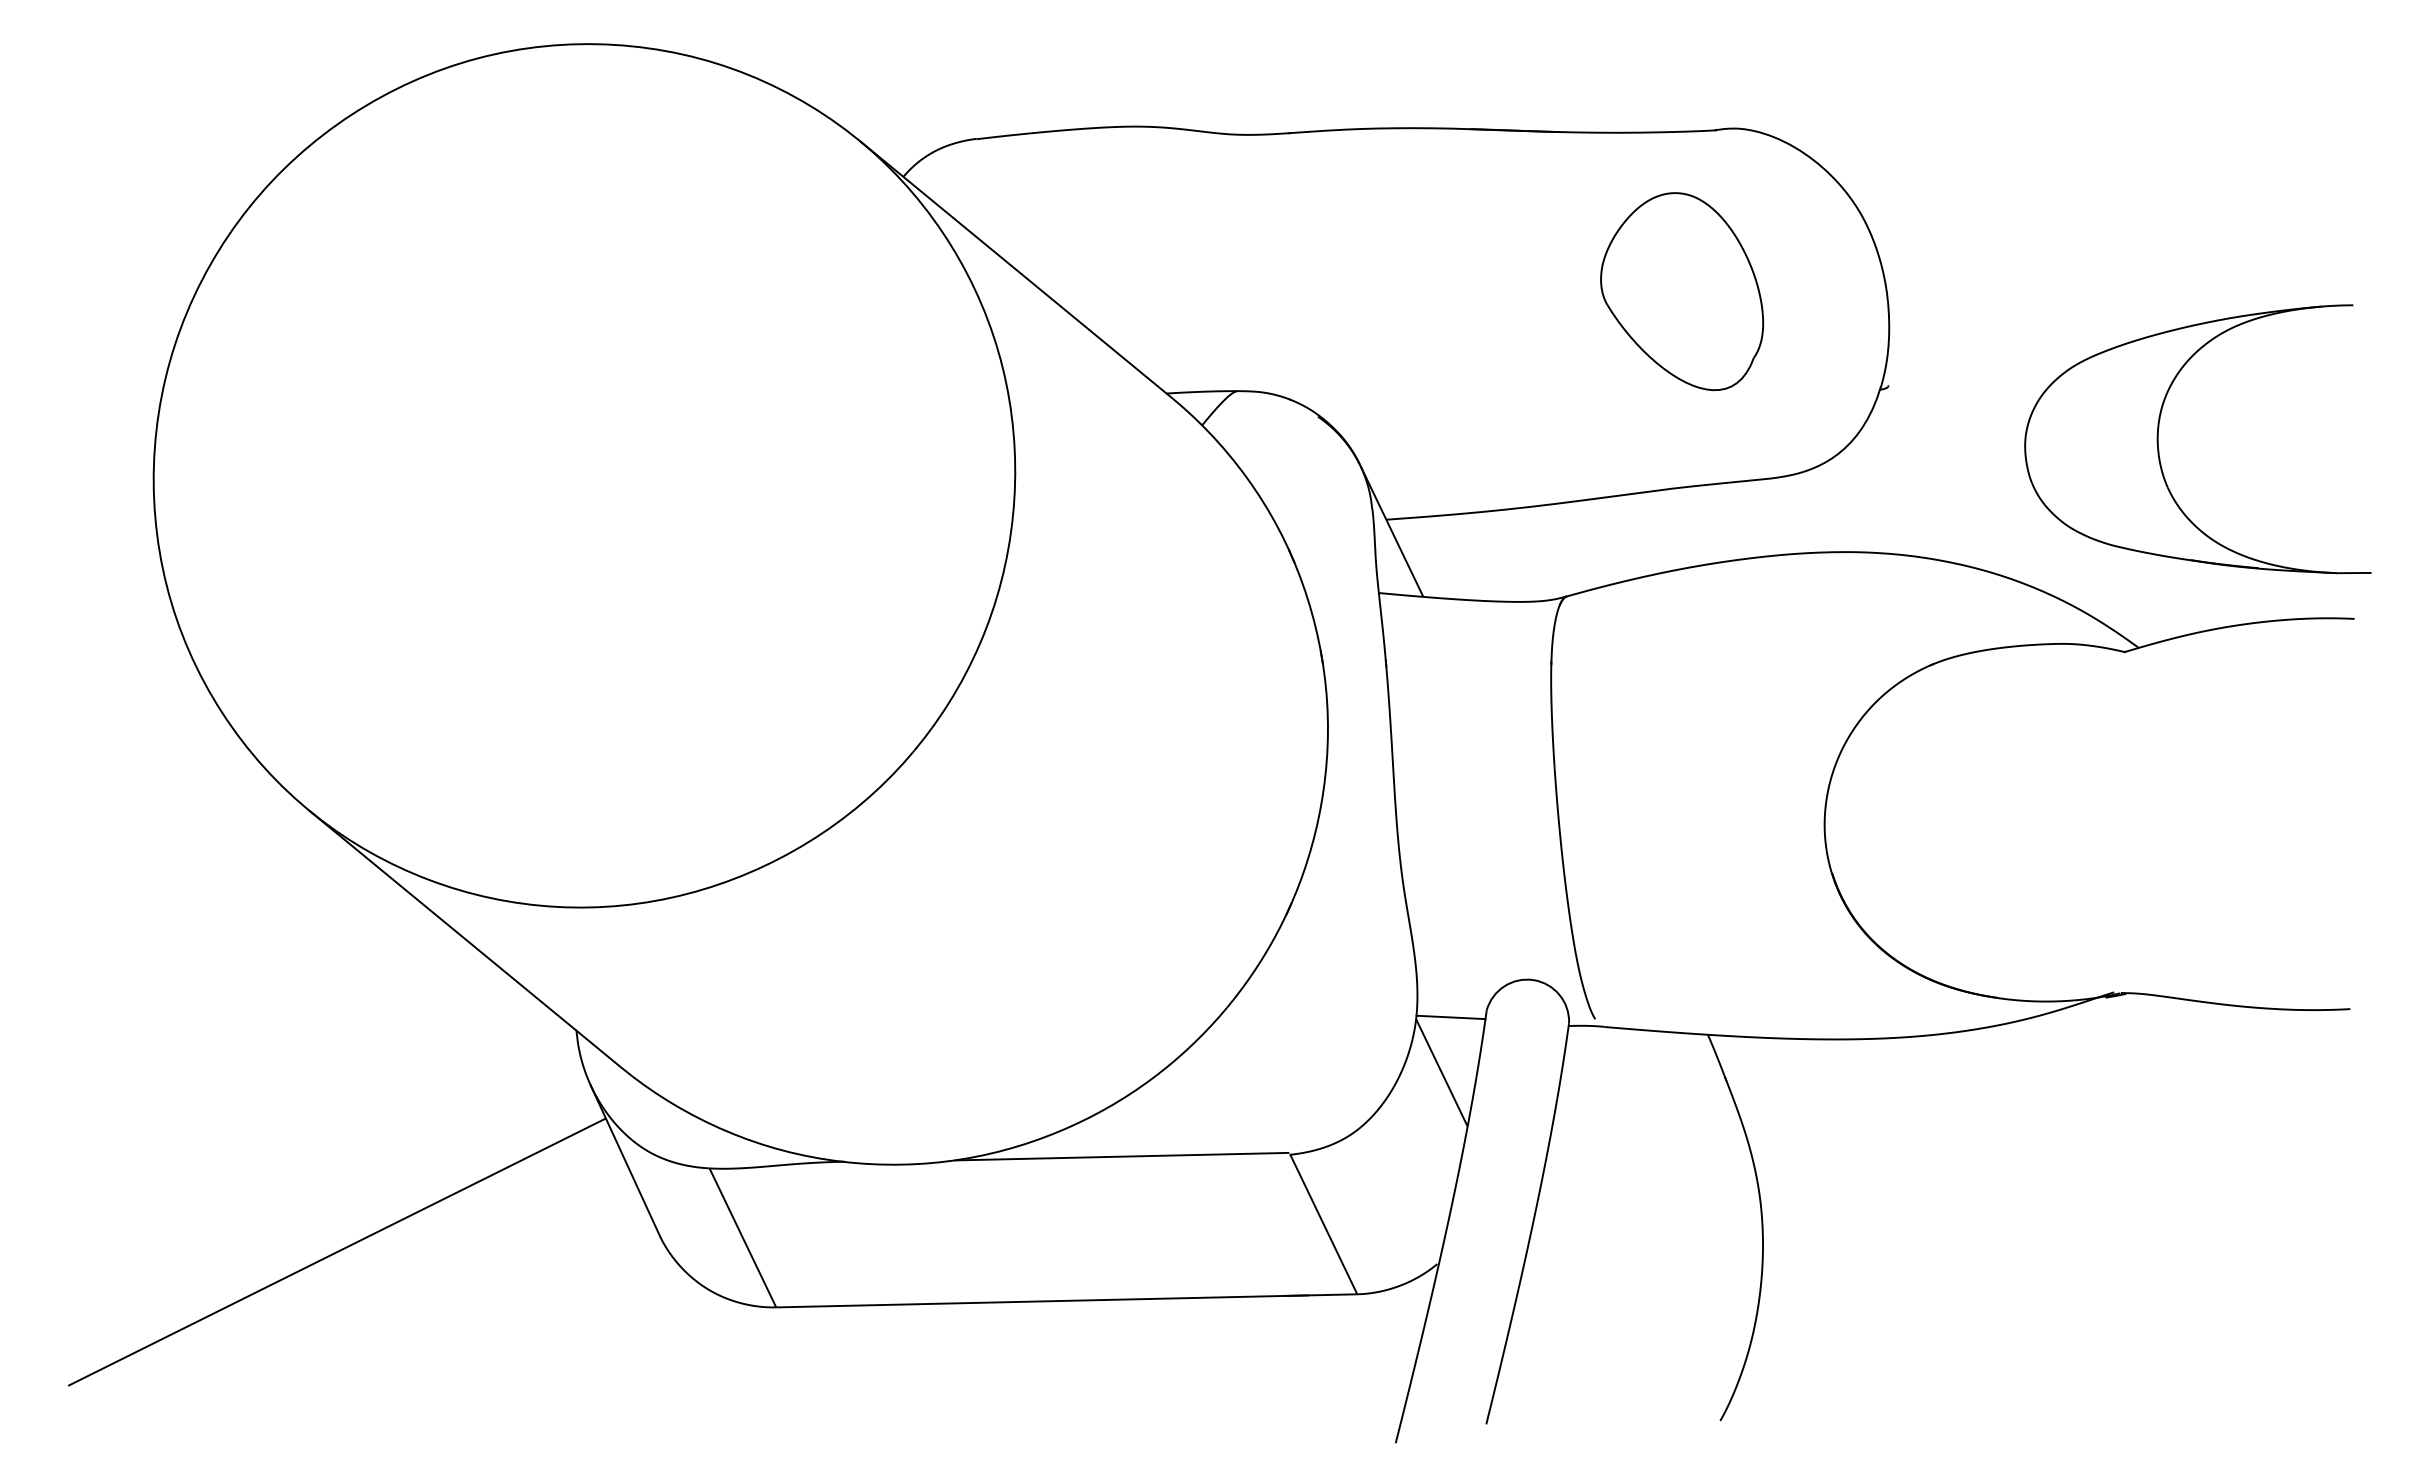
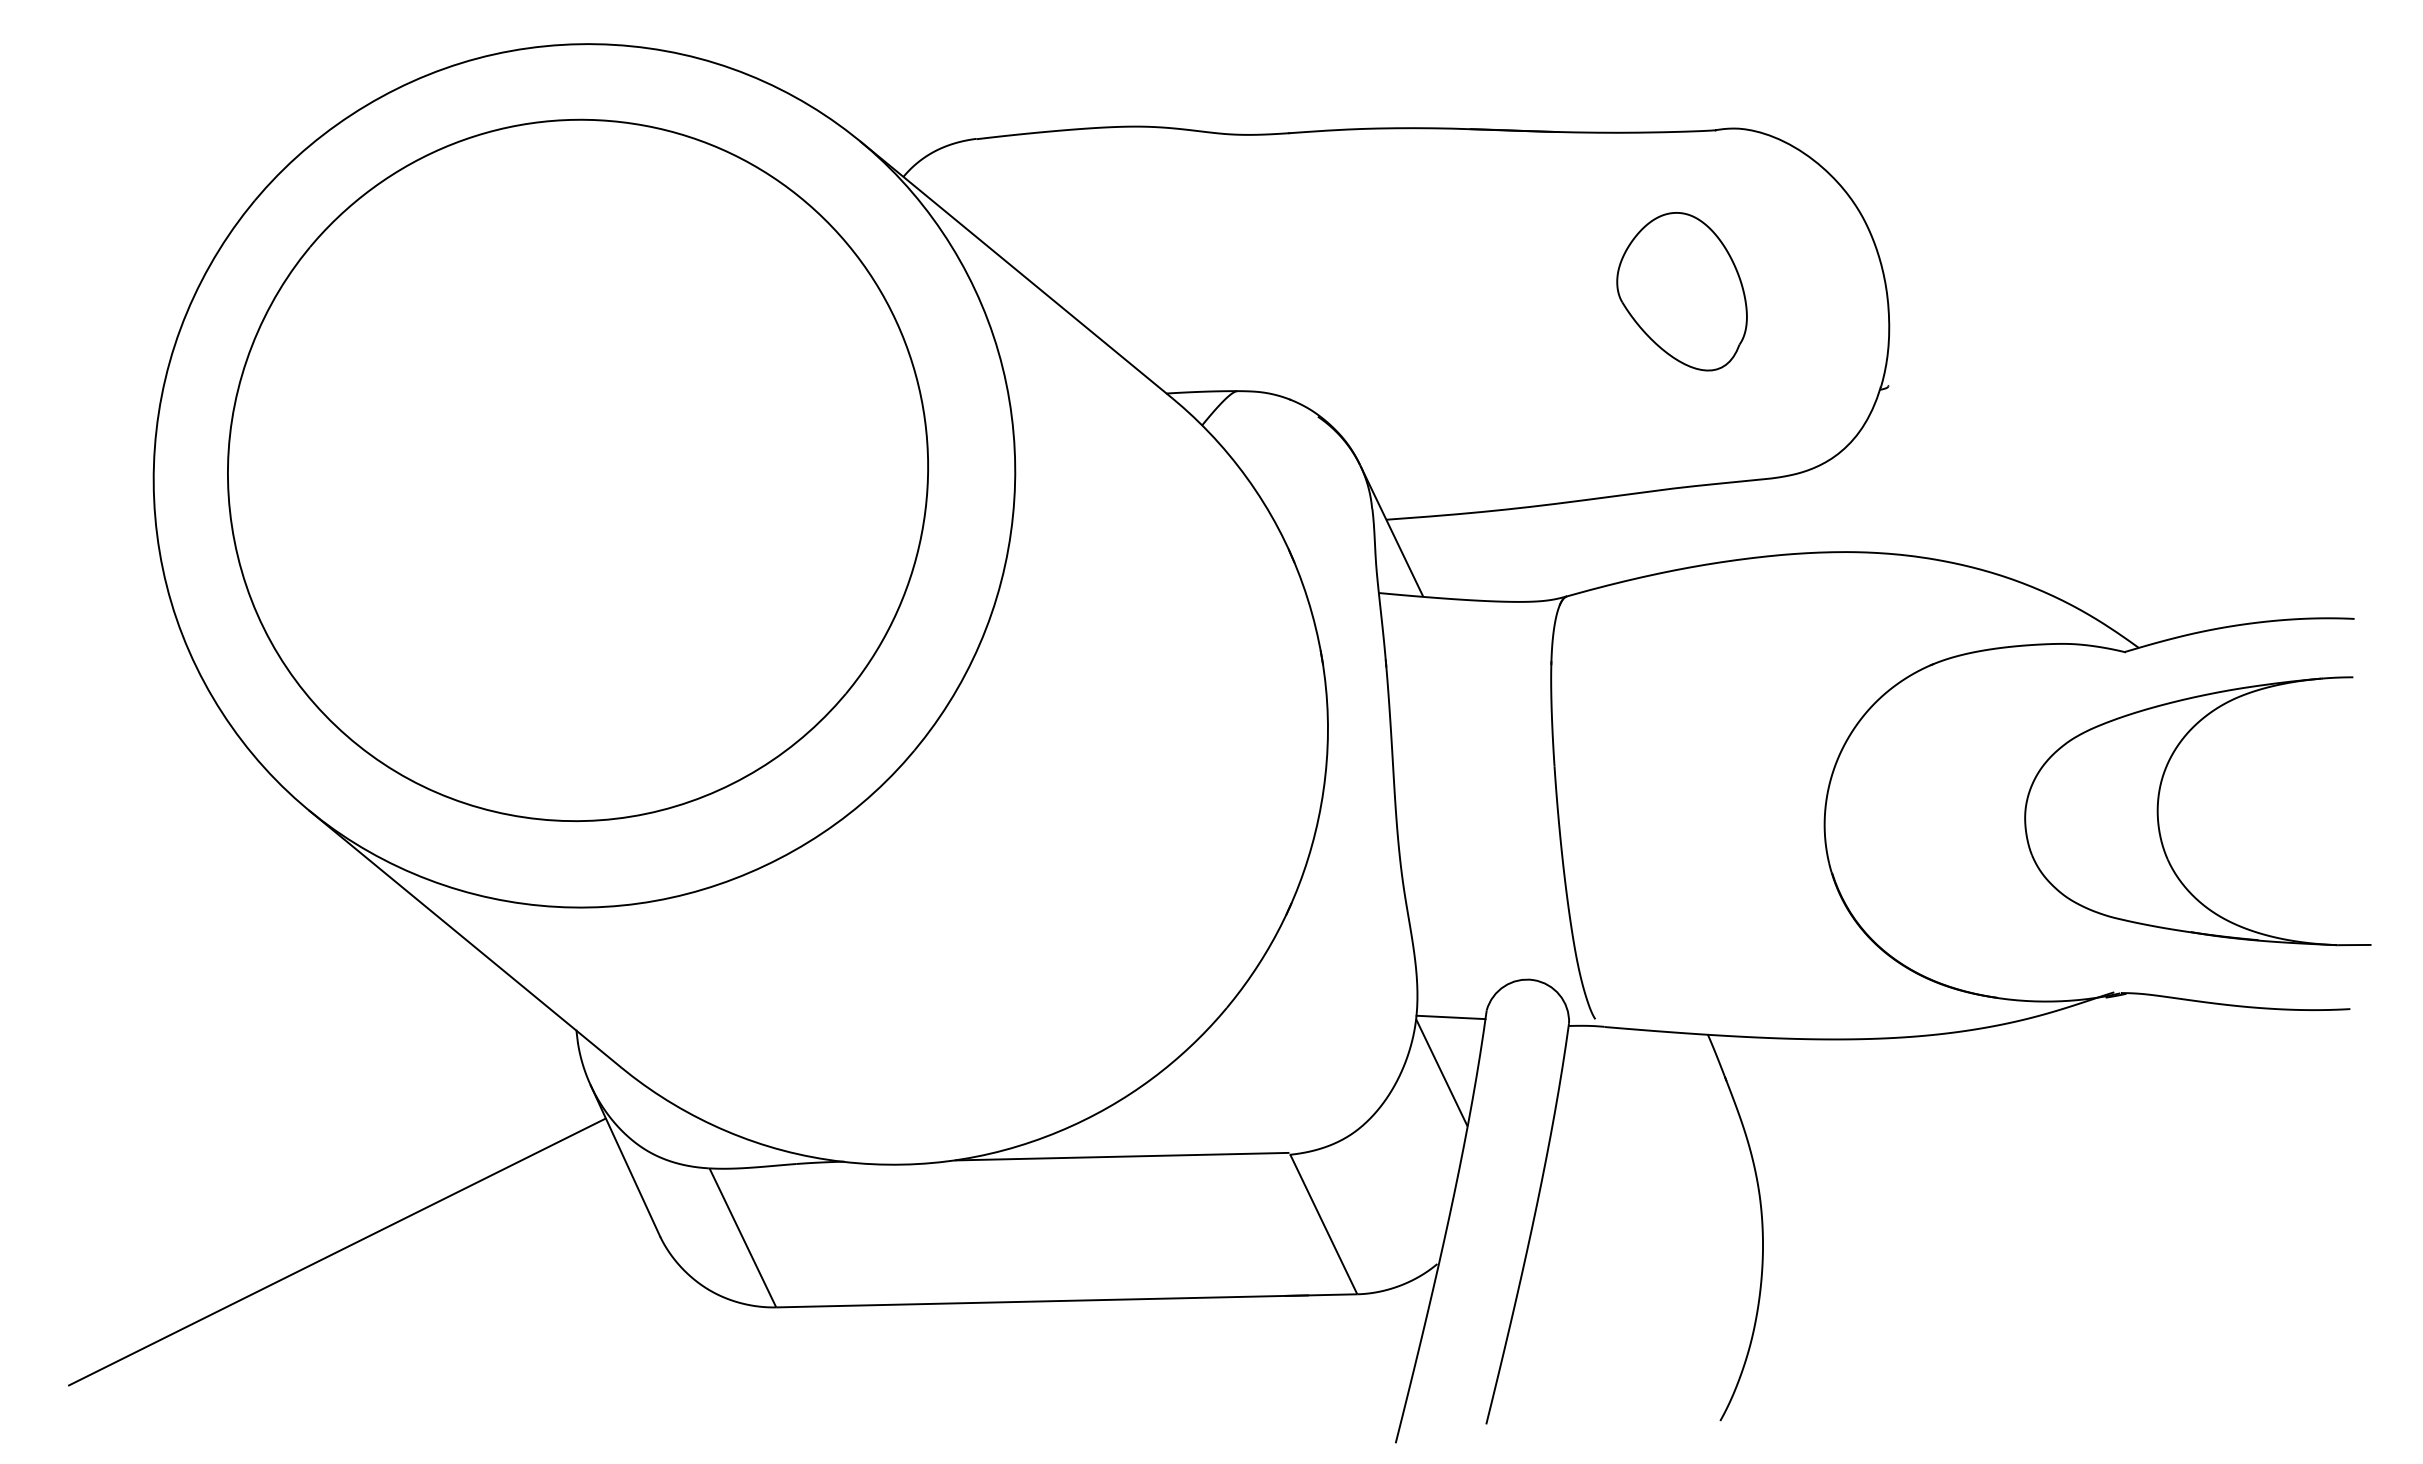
part size: 165x200 px -> 132x160 px (1681, 291)
part position: (2158, 439) -> (2158, 811) (2158, 811)
part: none -> present (577, 470)
